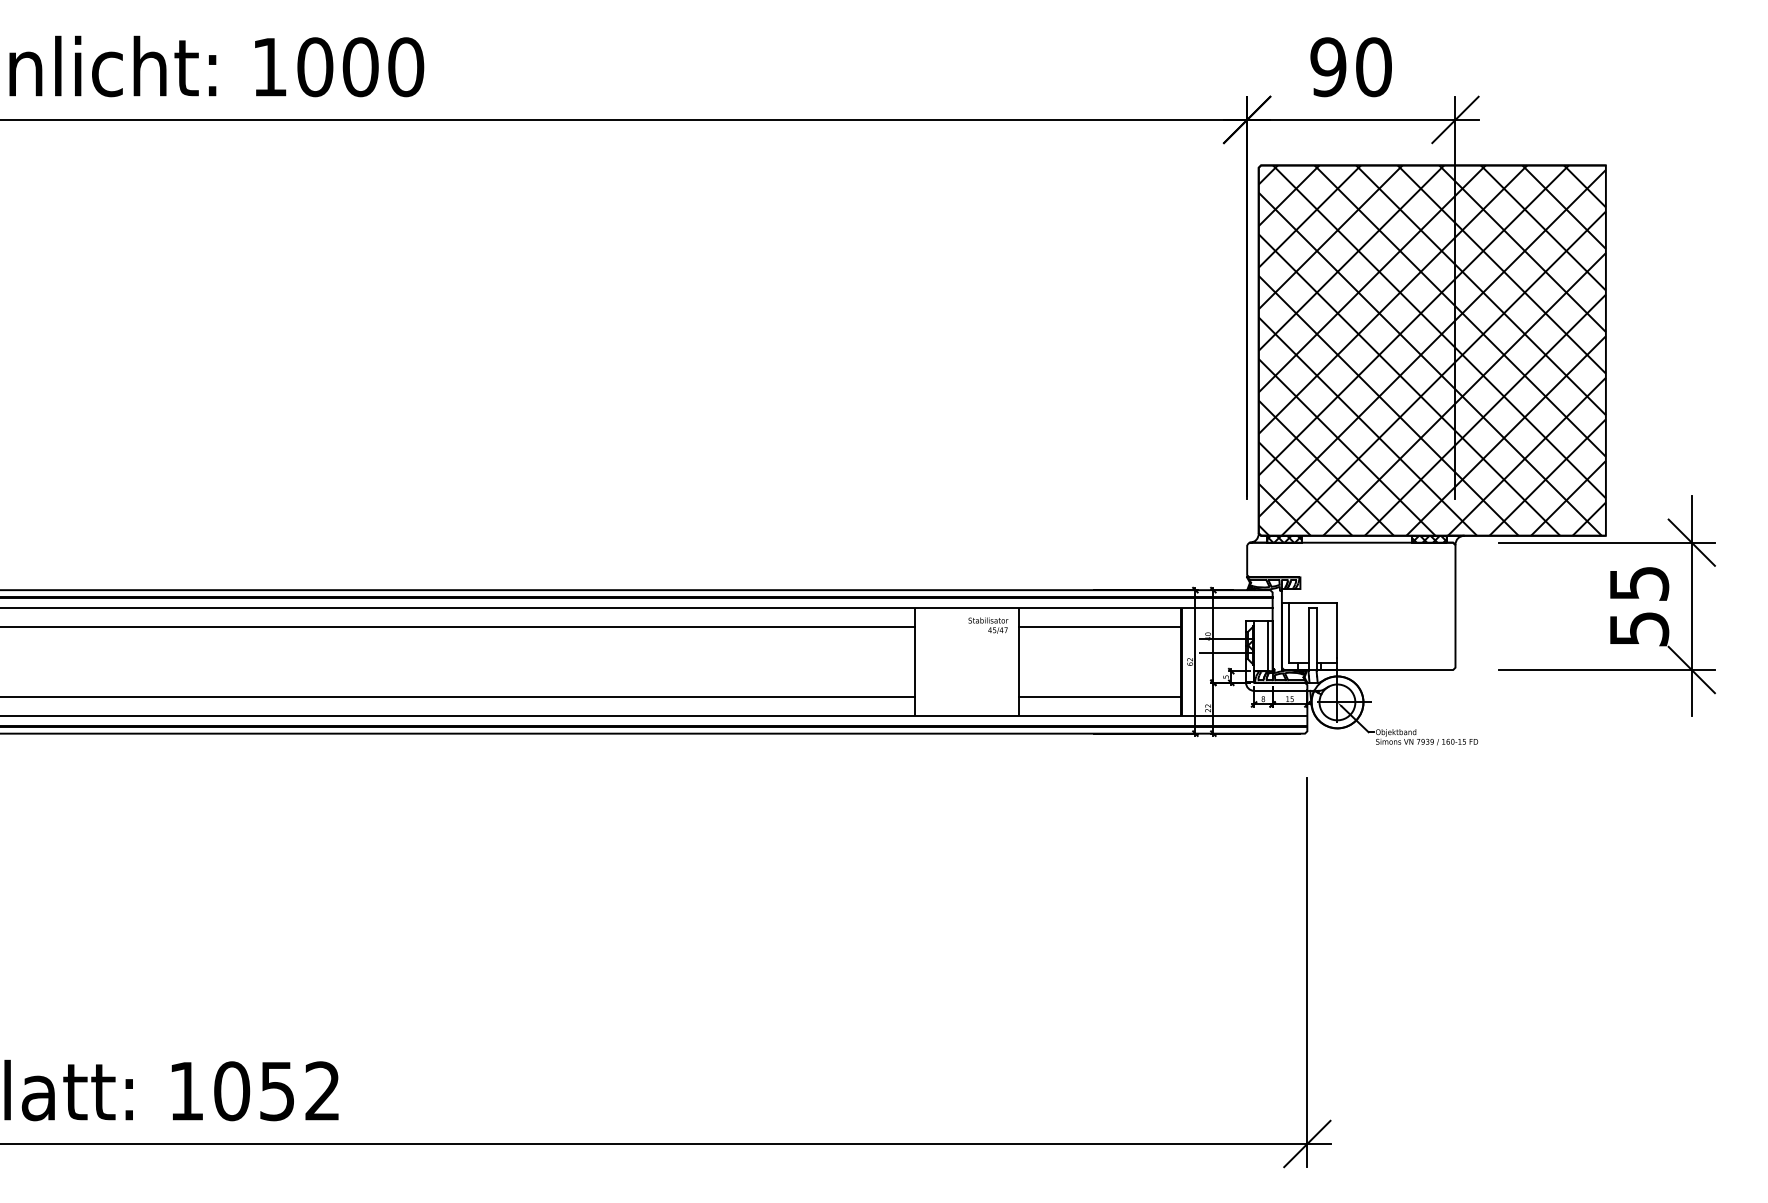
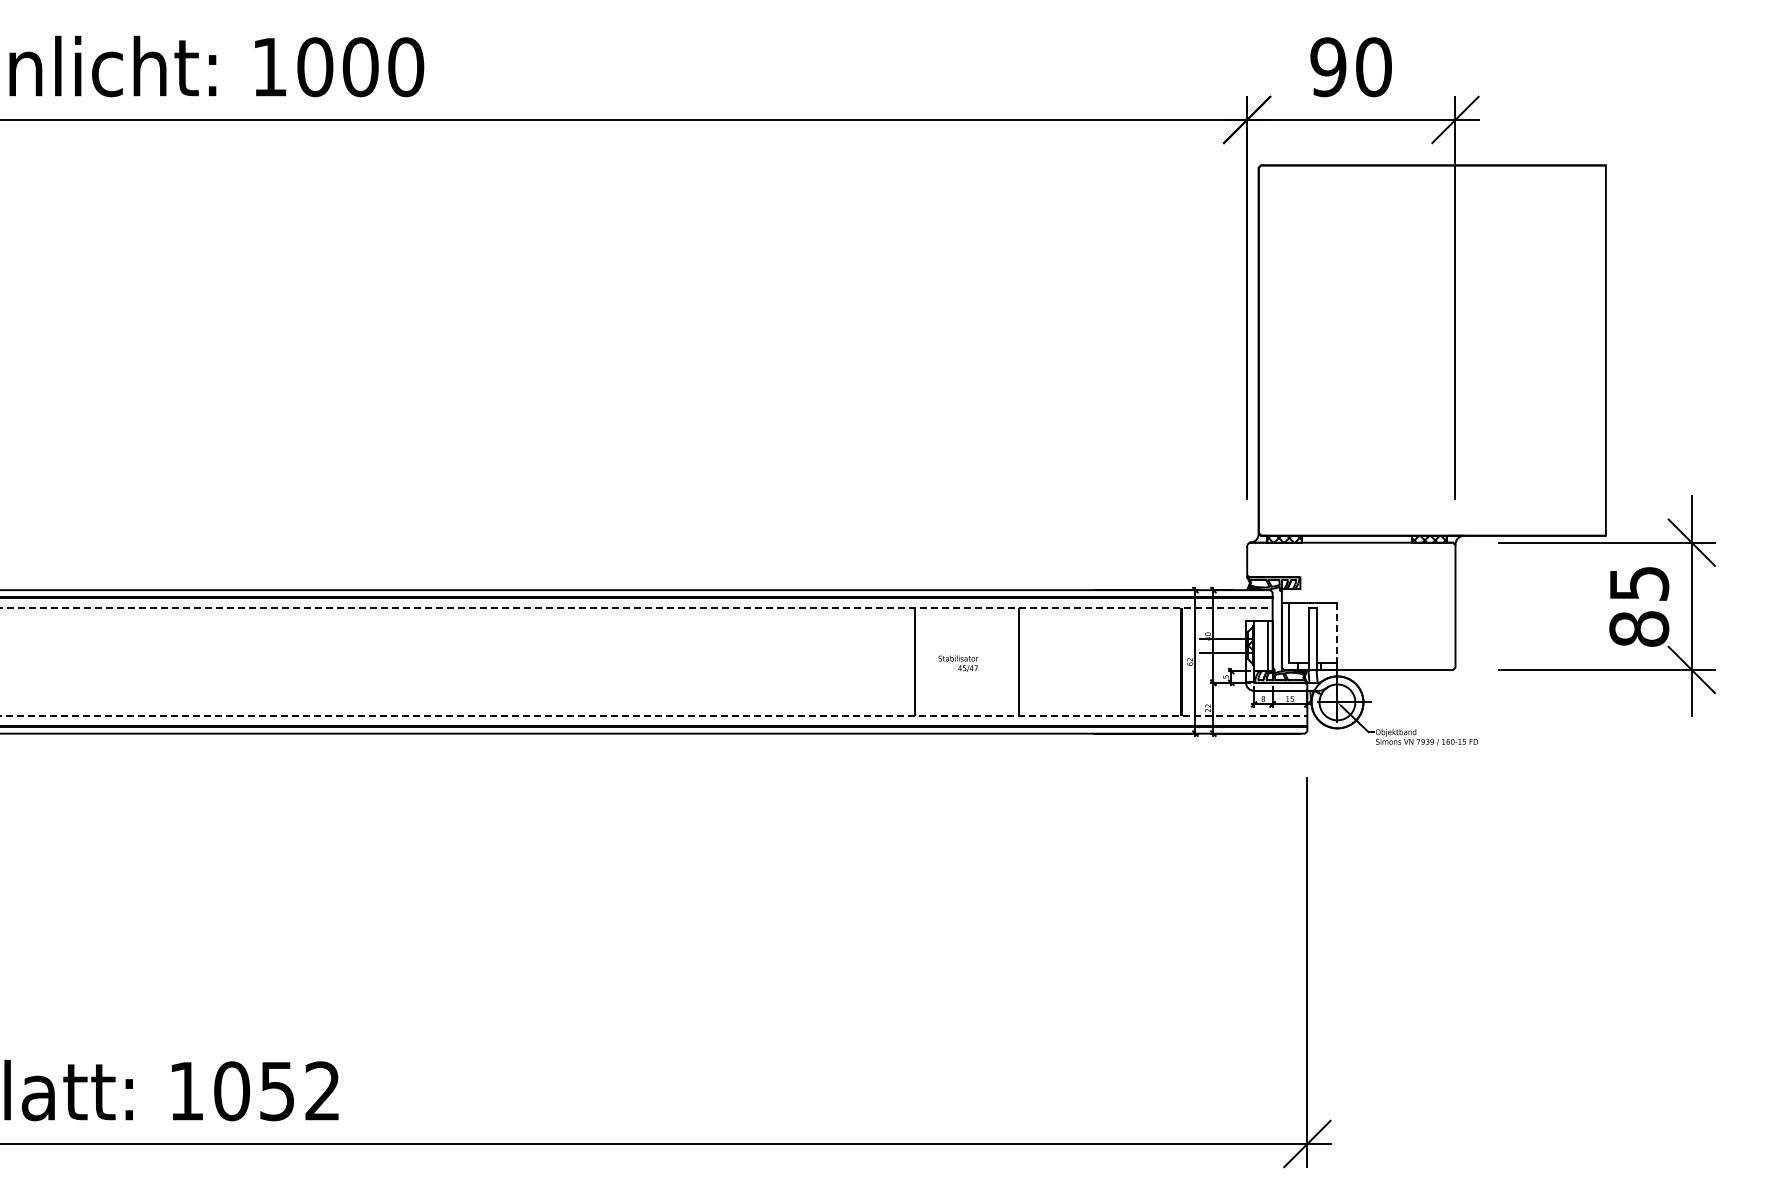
hatch: present -> none (1431, 350)
line: solid -> dashed (636, 607)
text position: (988, 625) -> (958, 663) (958, 663)
line: present -> none (458, 627)
line: present -> none (1100, 627)
text: 55 -> 85 (1639, 628)
line: solid -> dashed (1337, 630)
line: present -> none (458, 696)
line: present -> none (1100, 696)
line: solid -> dashed (654, 716)
